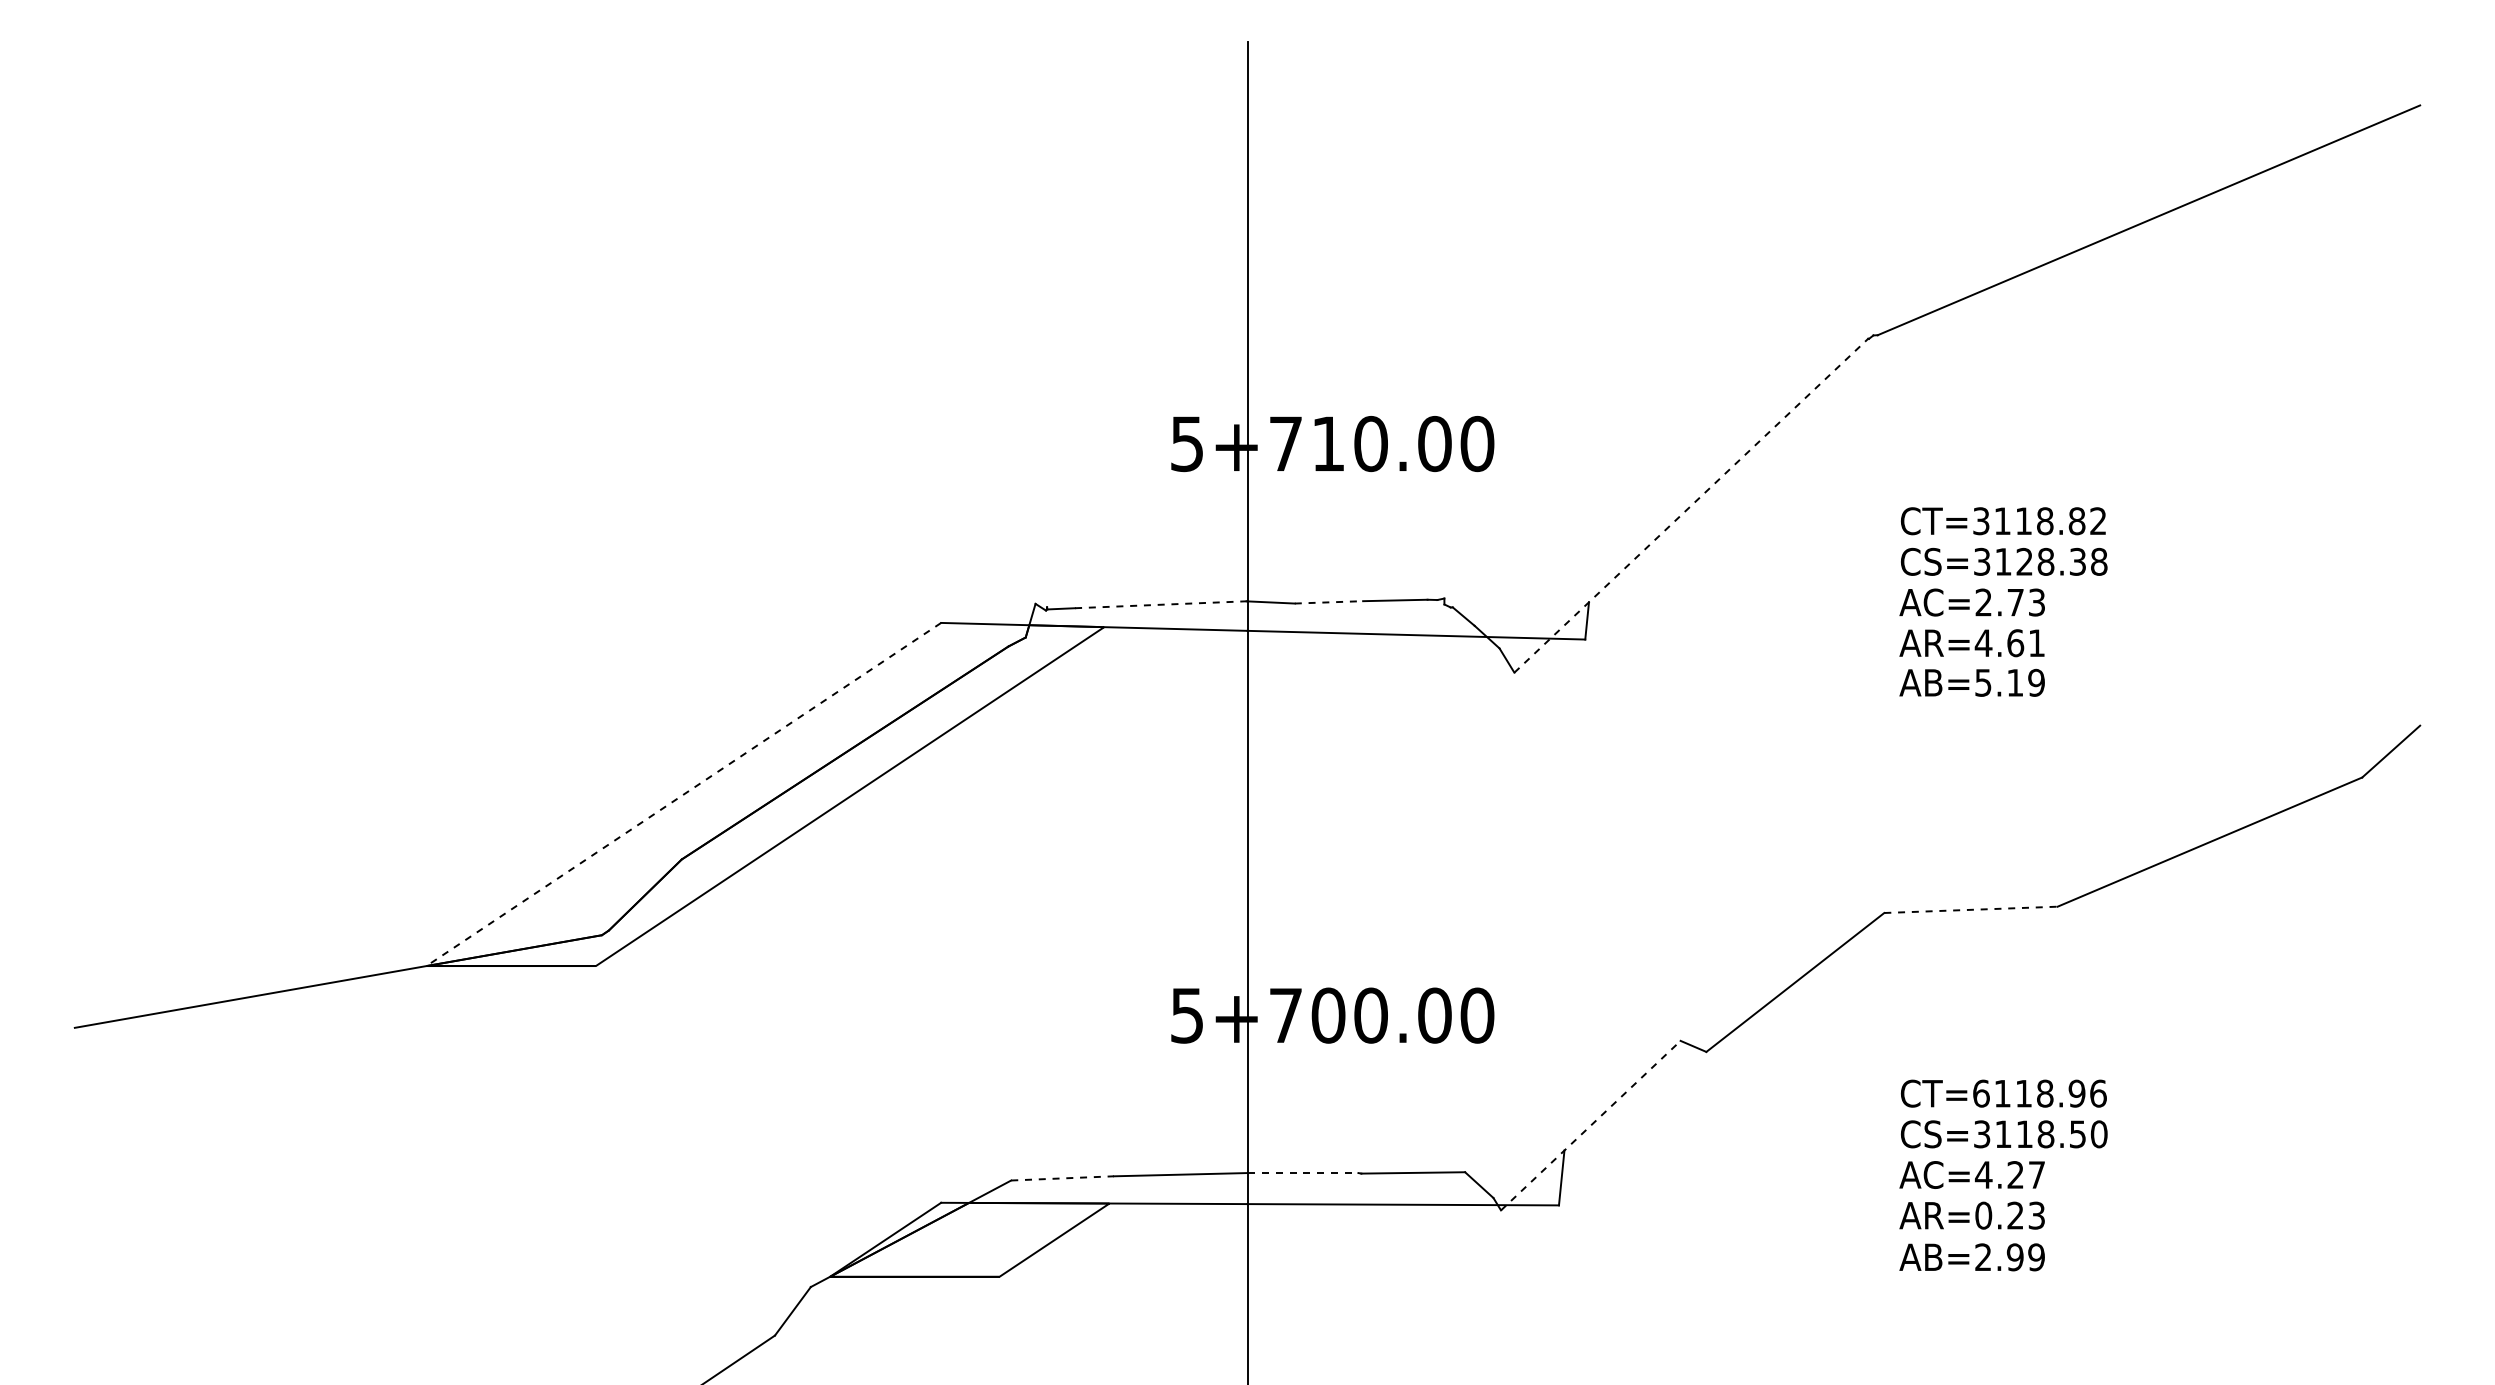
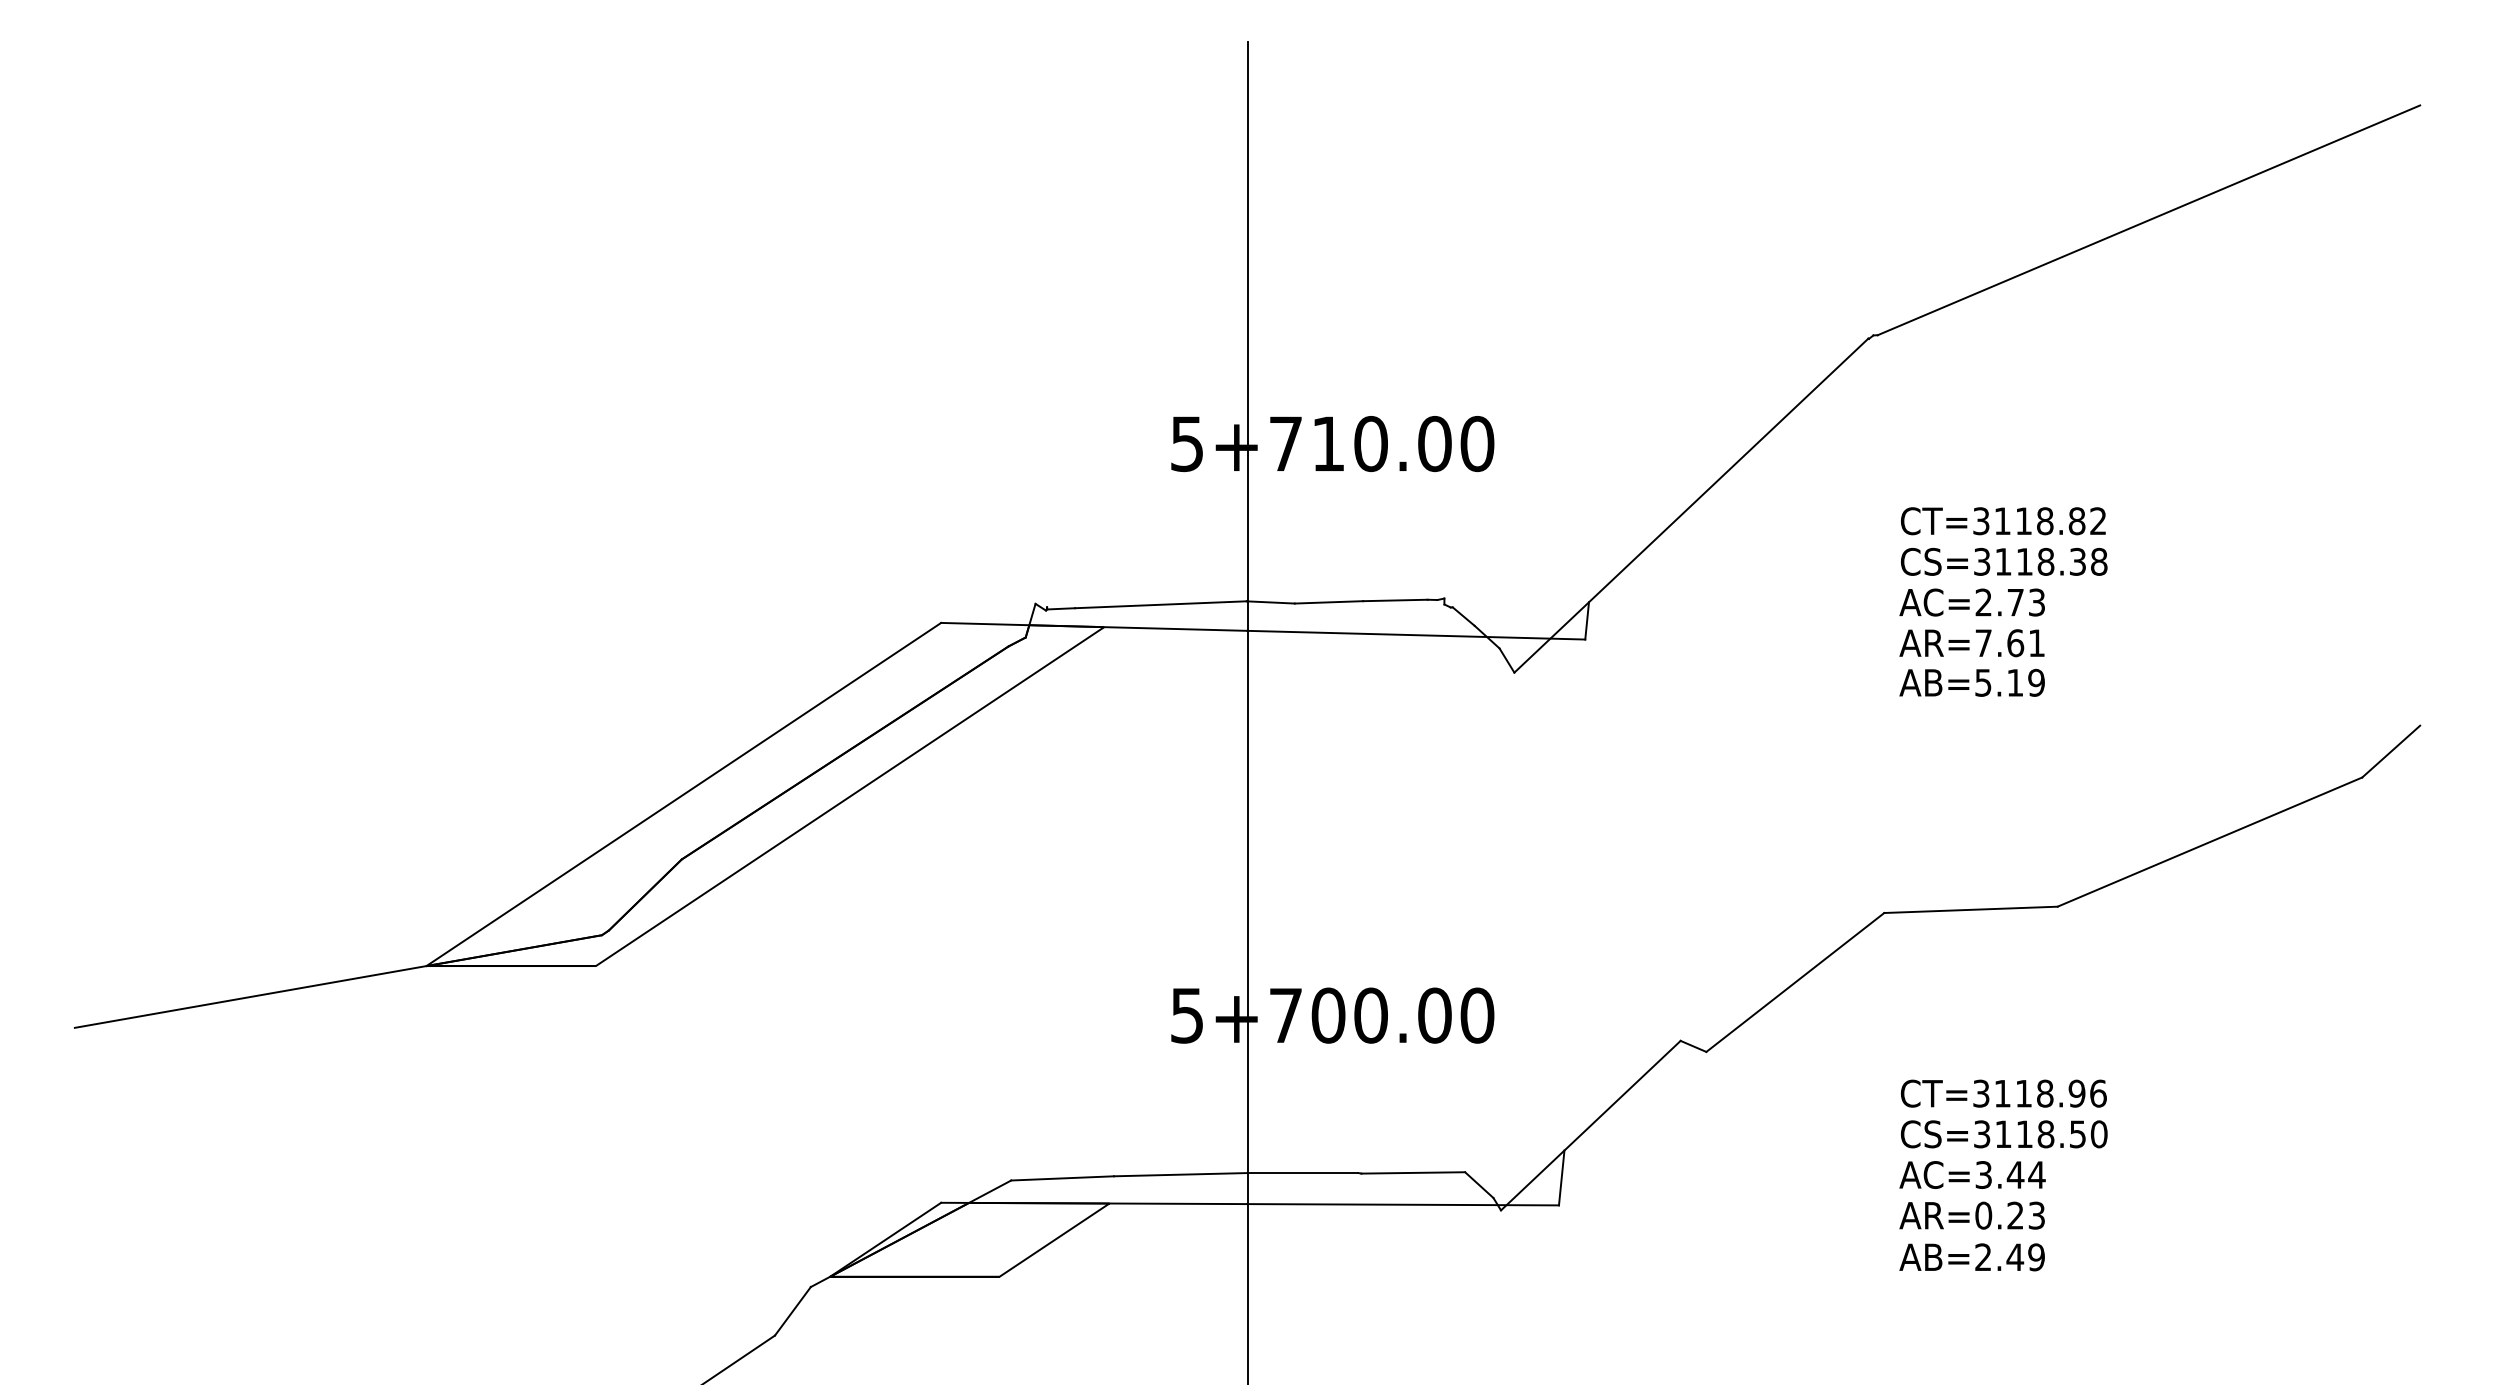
line: dashed -> solid (1691, 505)
text: CS=3128.38 -> CS=3118.38 (2024, 561)
line: dashed -> solid (1329, 602)
line: dashed -> solid (1160, 604)
text: AR=4.61 -> AR=7.61 (1983, 642)
line: dashed -> solid (683, 794)
line: dashed -> solid (1970, 909)
text: CT=6118.96 -> CT=3118.96 (1981, 1093)
line: dashed -> solid (1591, 1125)
line: dashed -> solid (1303, 1173)
text: AC=4.27 -> AC=3.44 (2009, 1174)
line: dashed -> solid (1063, 1178)
text: AB=2.99 -> AB=2.49 (2015, 1257)
